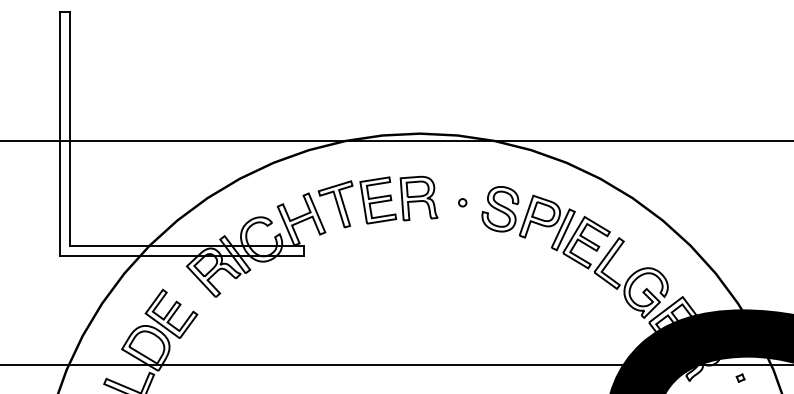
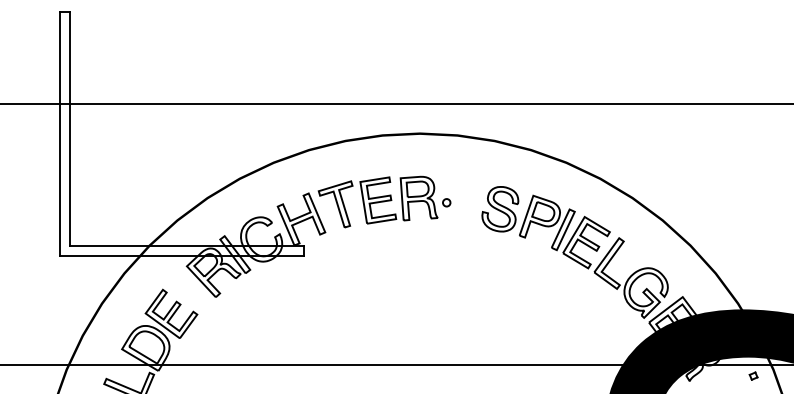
line position: (396, 140) -> (396, 103) (396, 103)
circle position: (462, 202) -> (446, 202) (446, 202)
part position: (740, 377) -> (753, 375) (753, 375)
